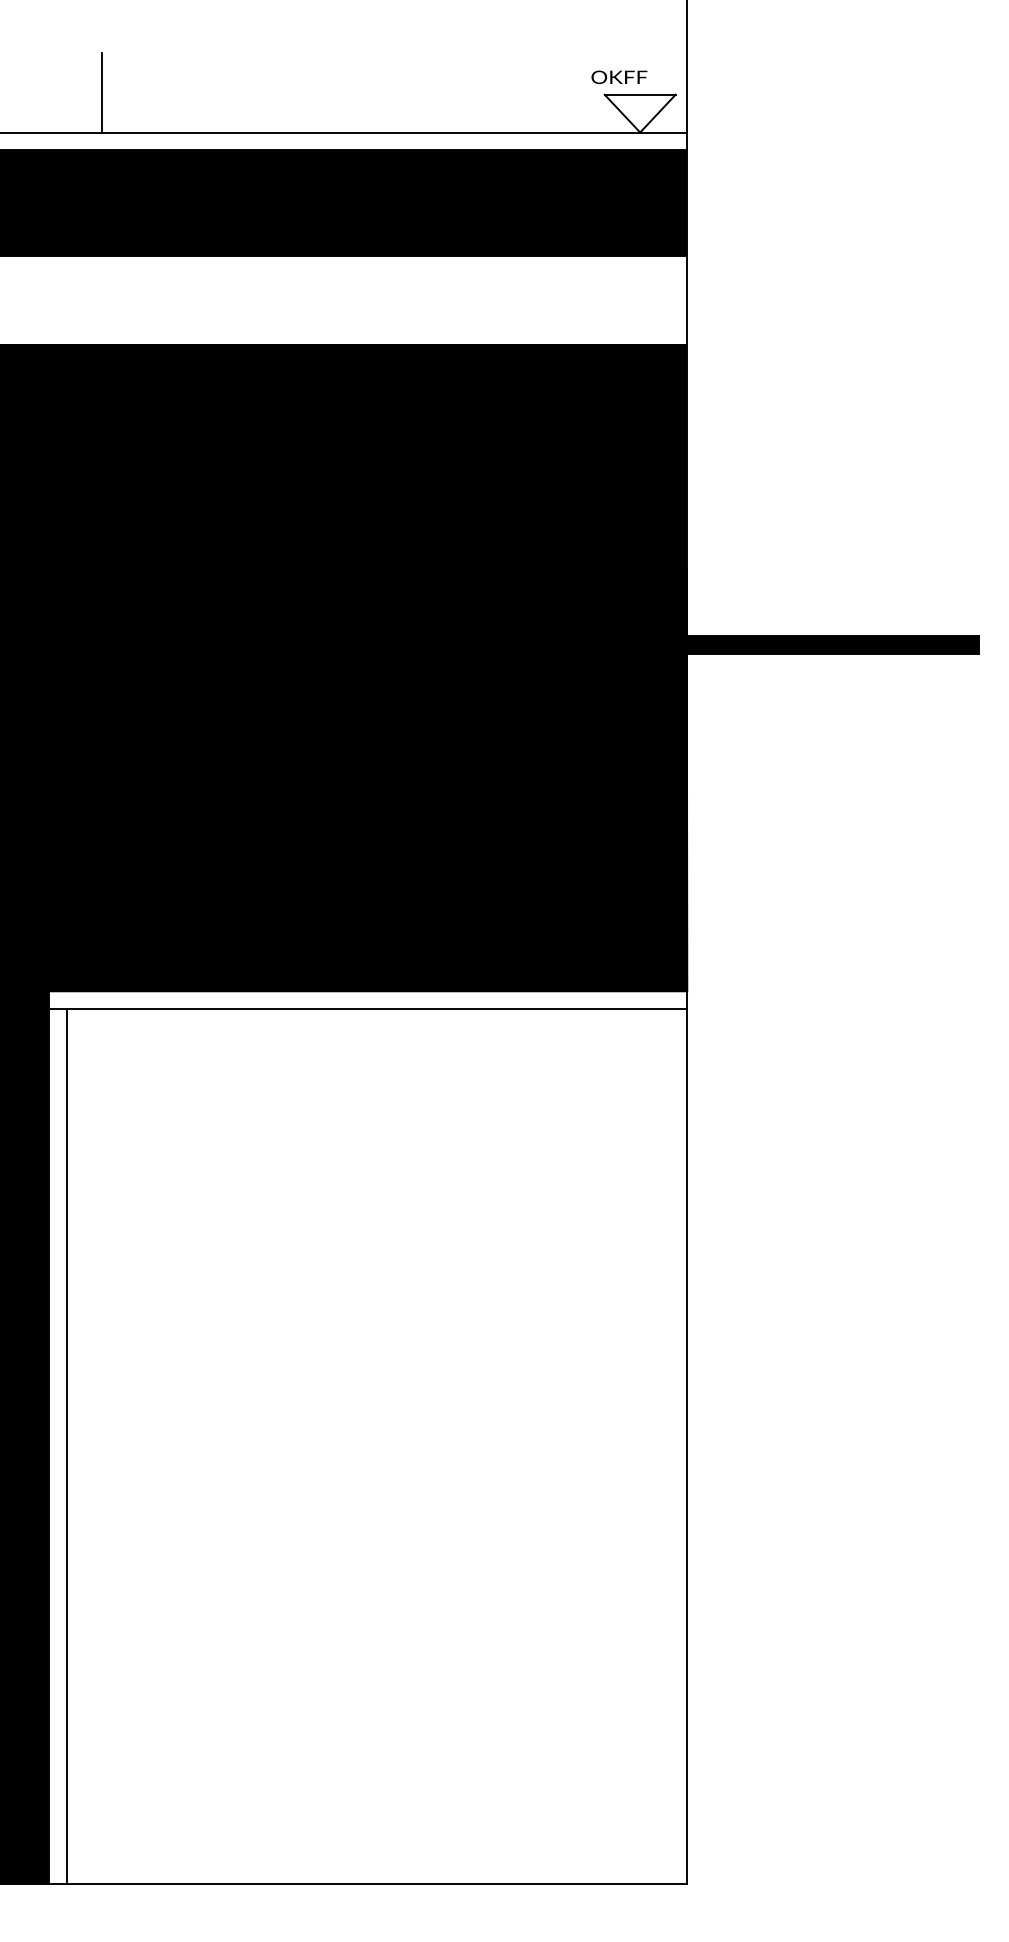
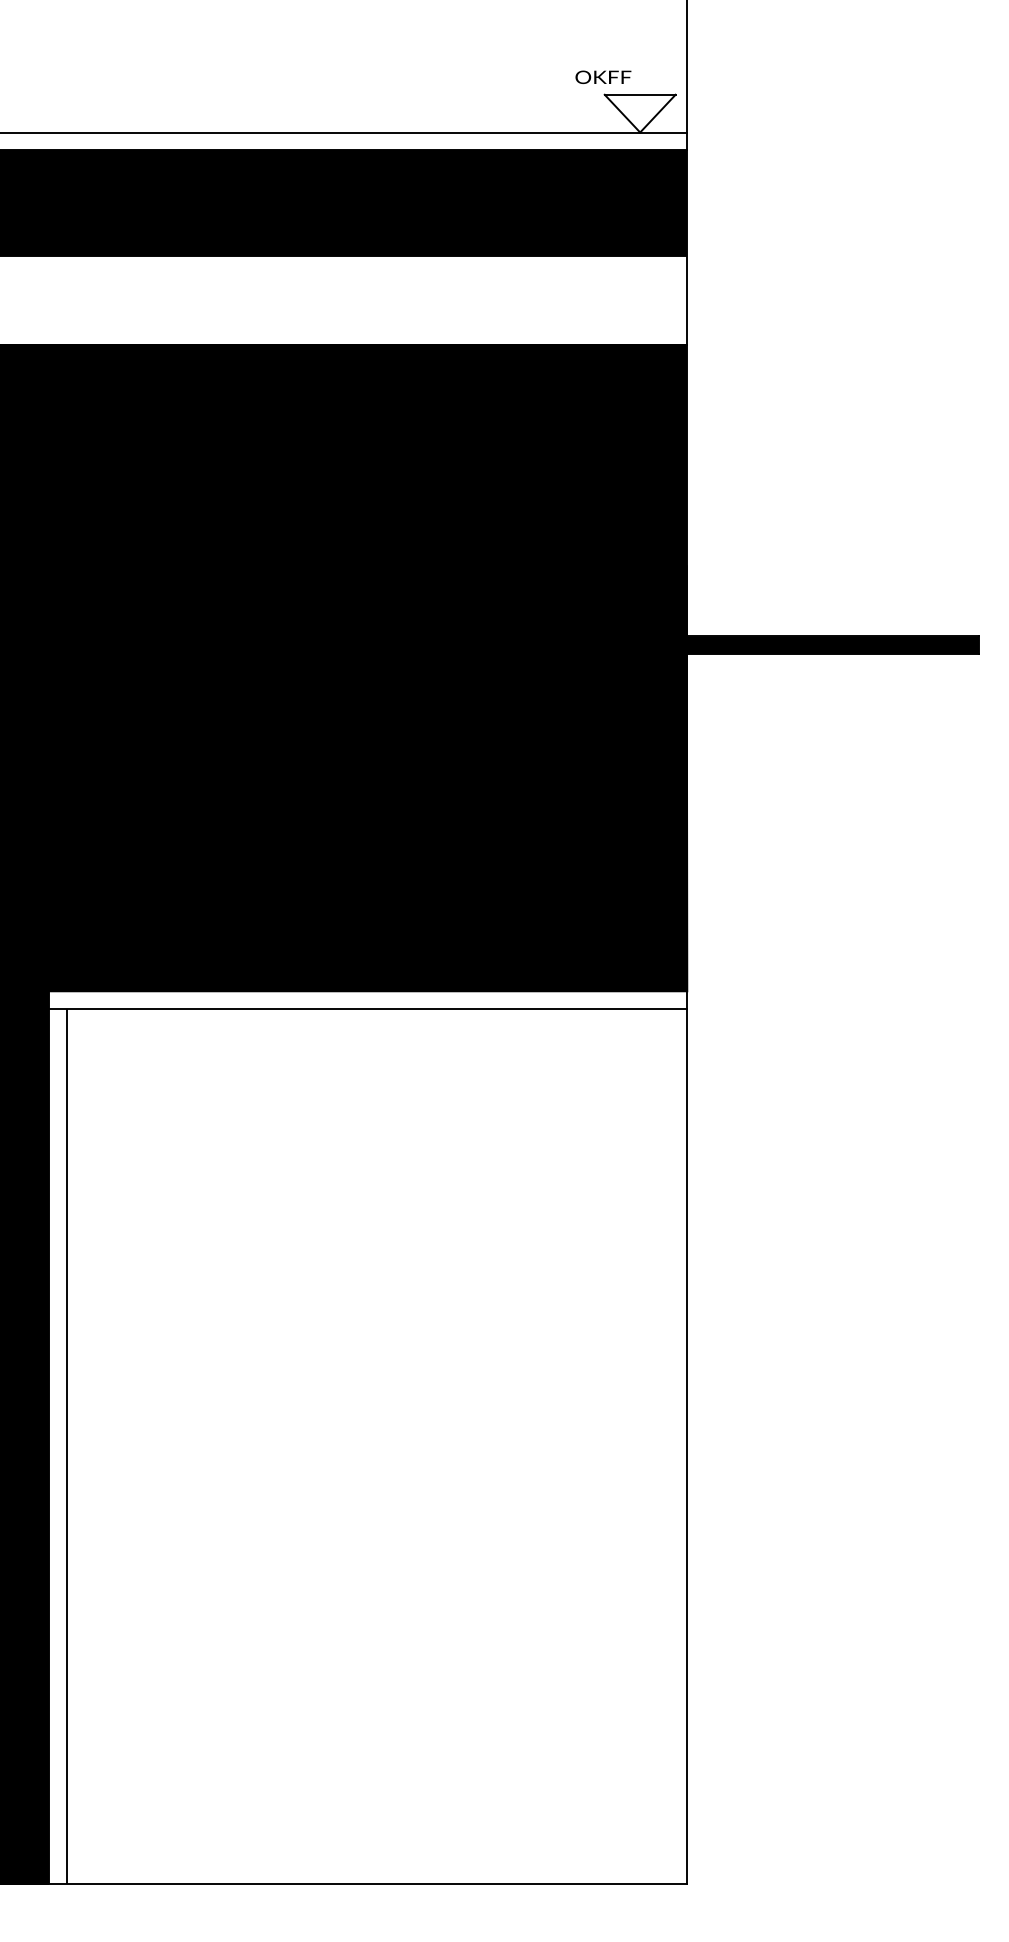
text position: (619, 76) -> (603, 76) (603, 76)
line: present -> none (101, 92)
